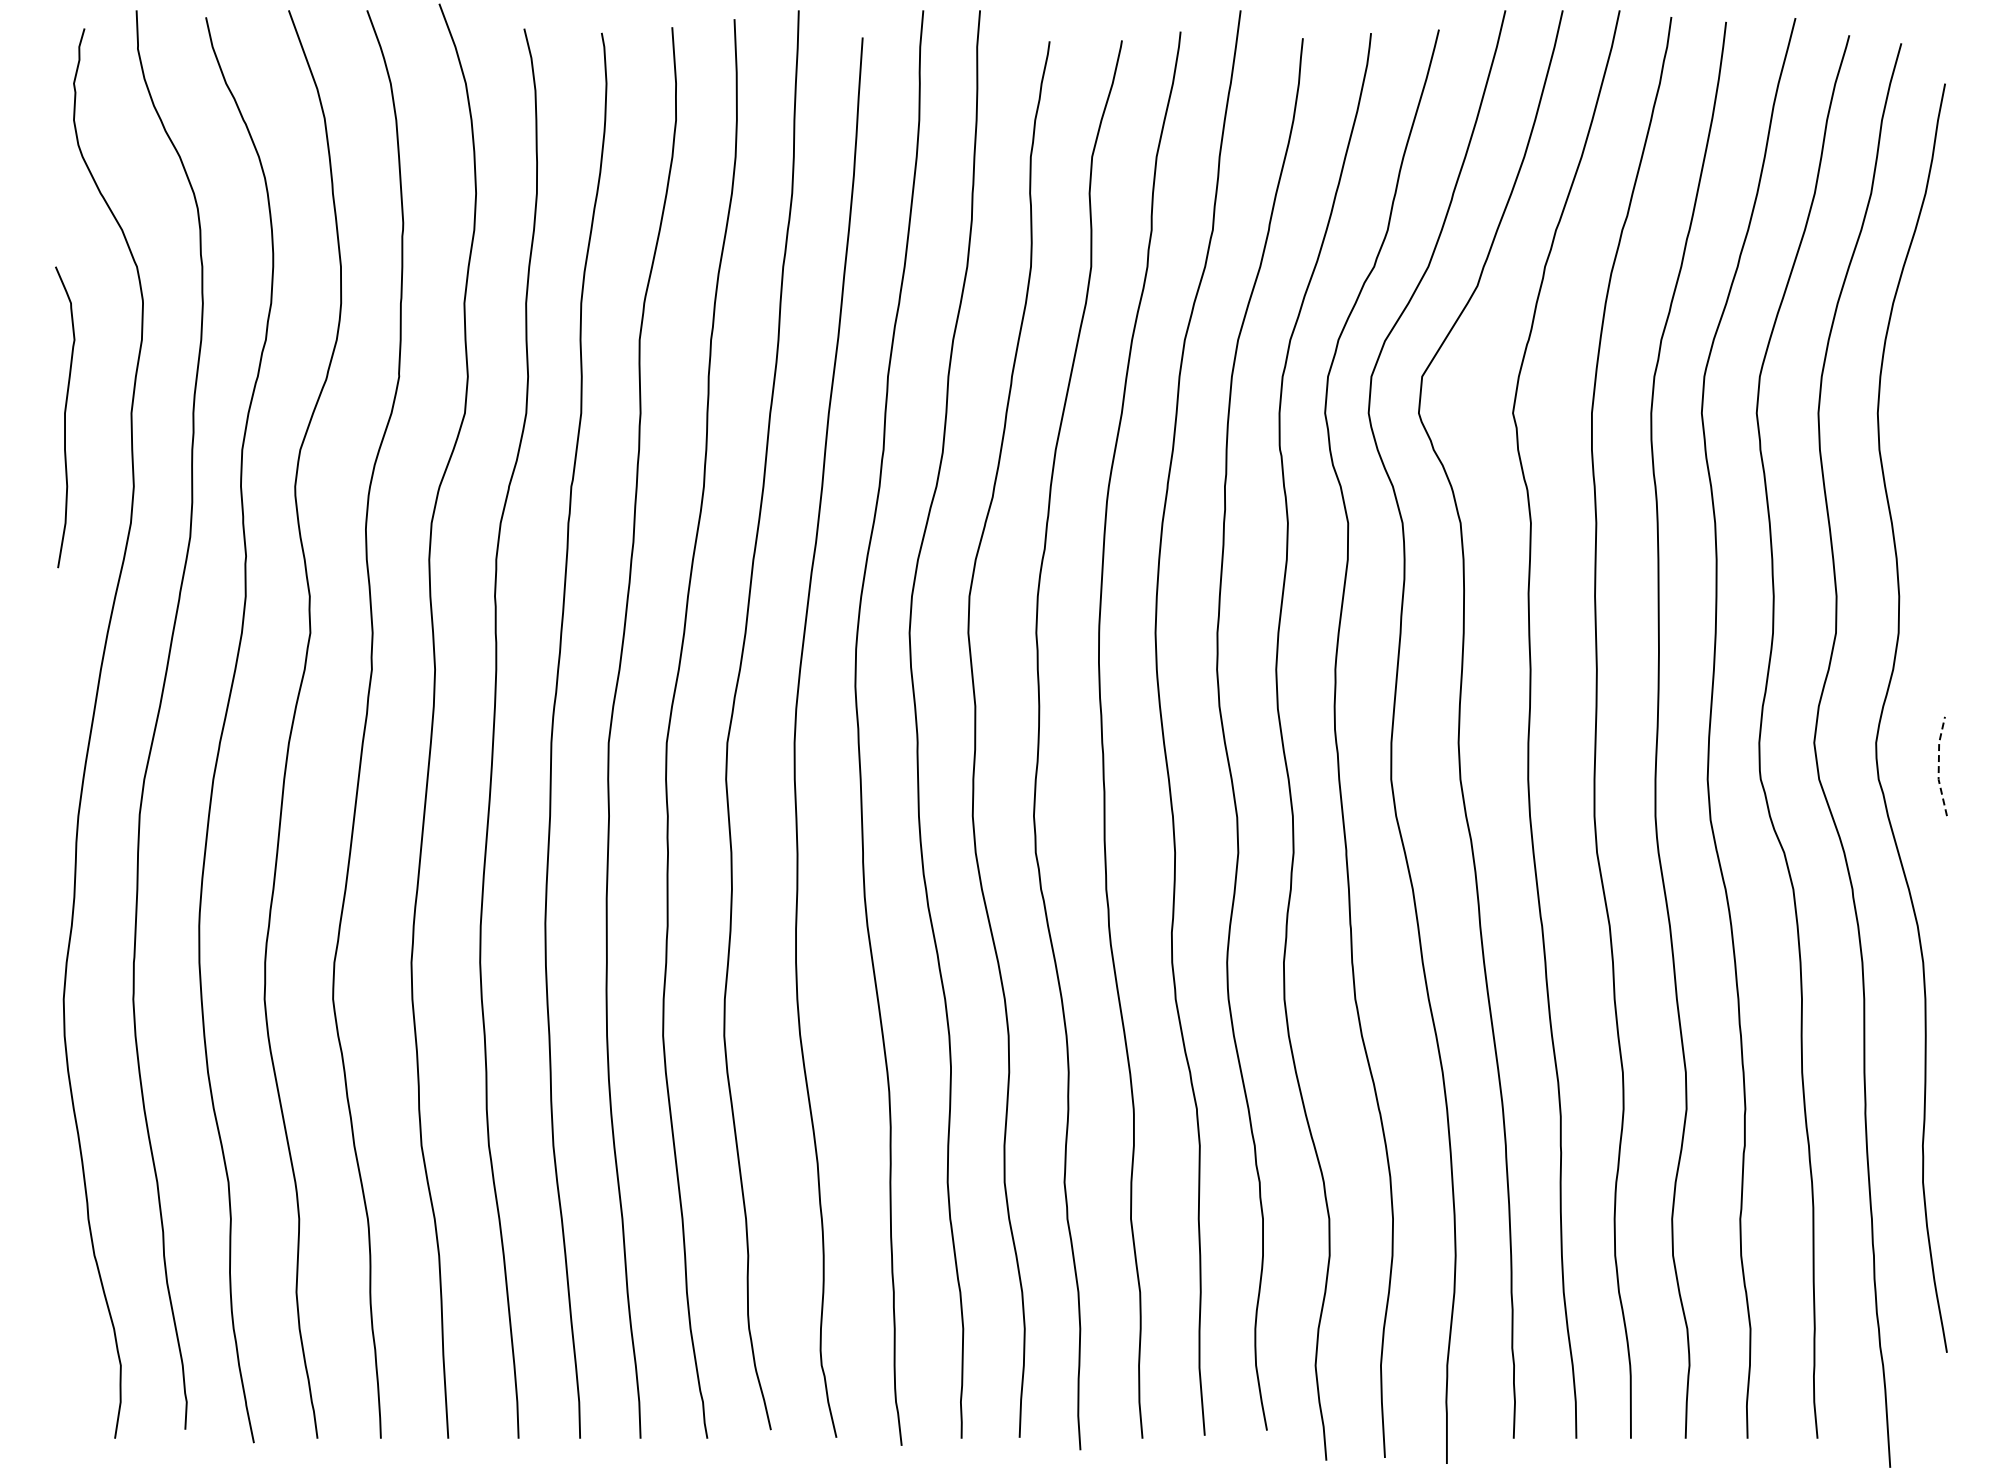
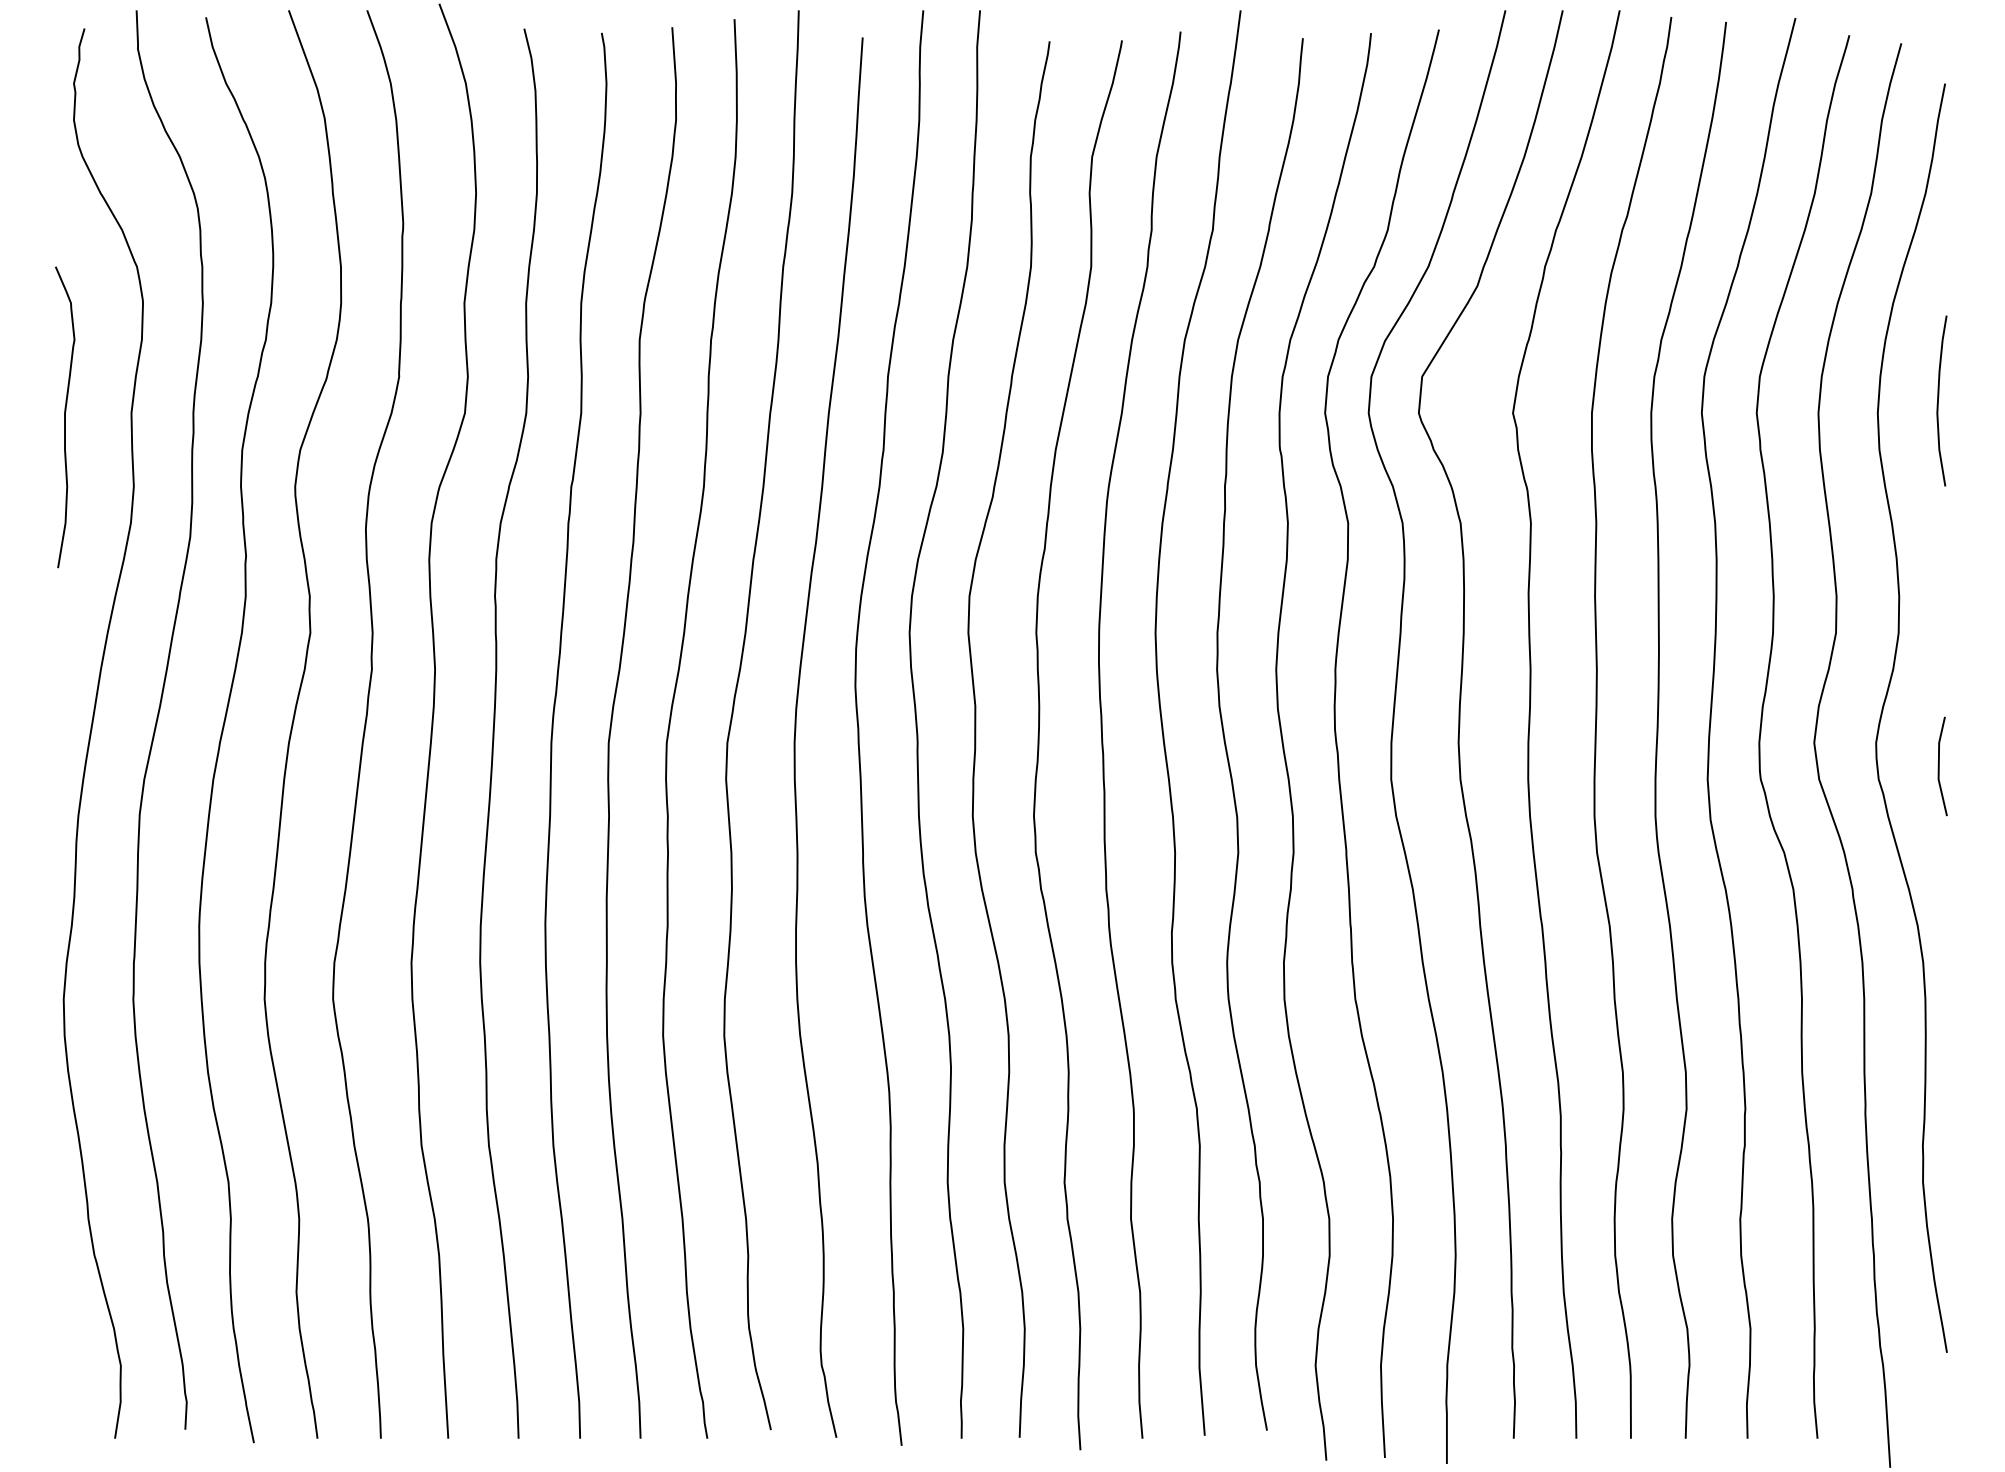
curve: none -> present (1938, 400)
line: dashed -> solid (1938, 766)
